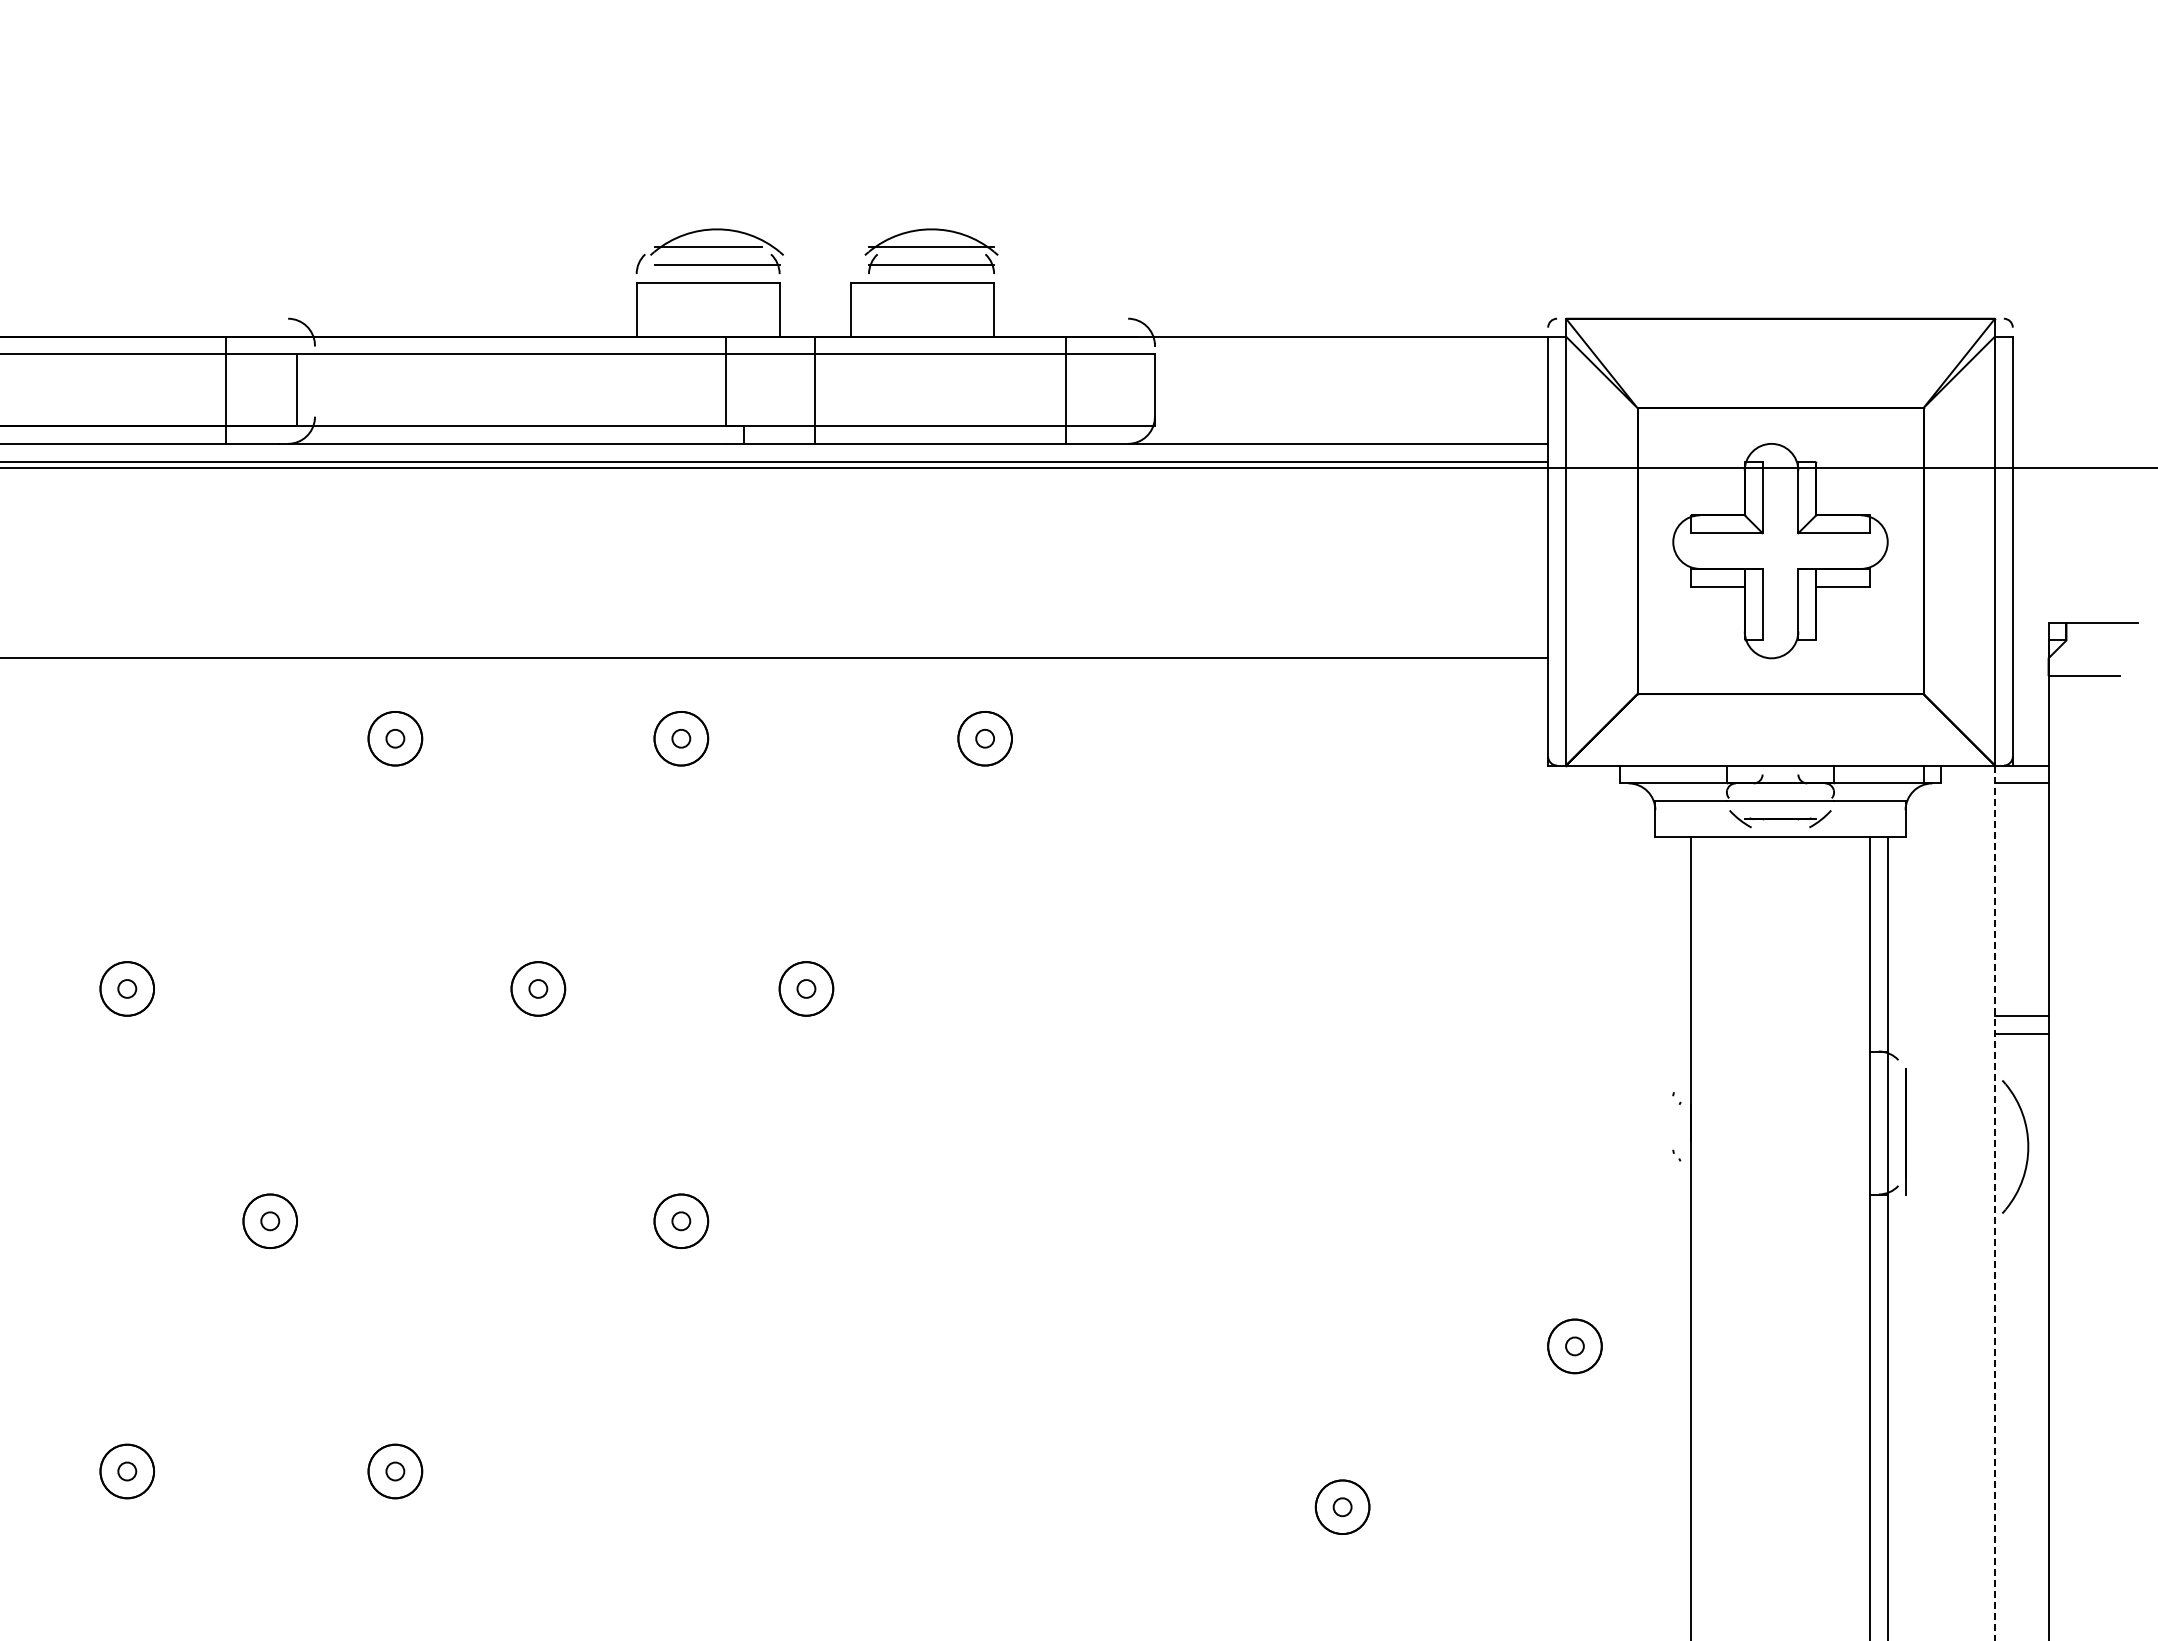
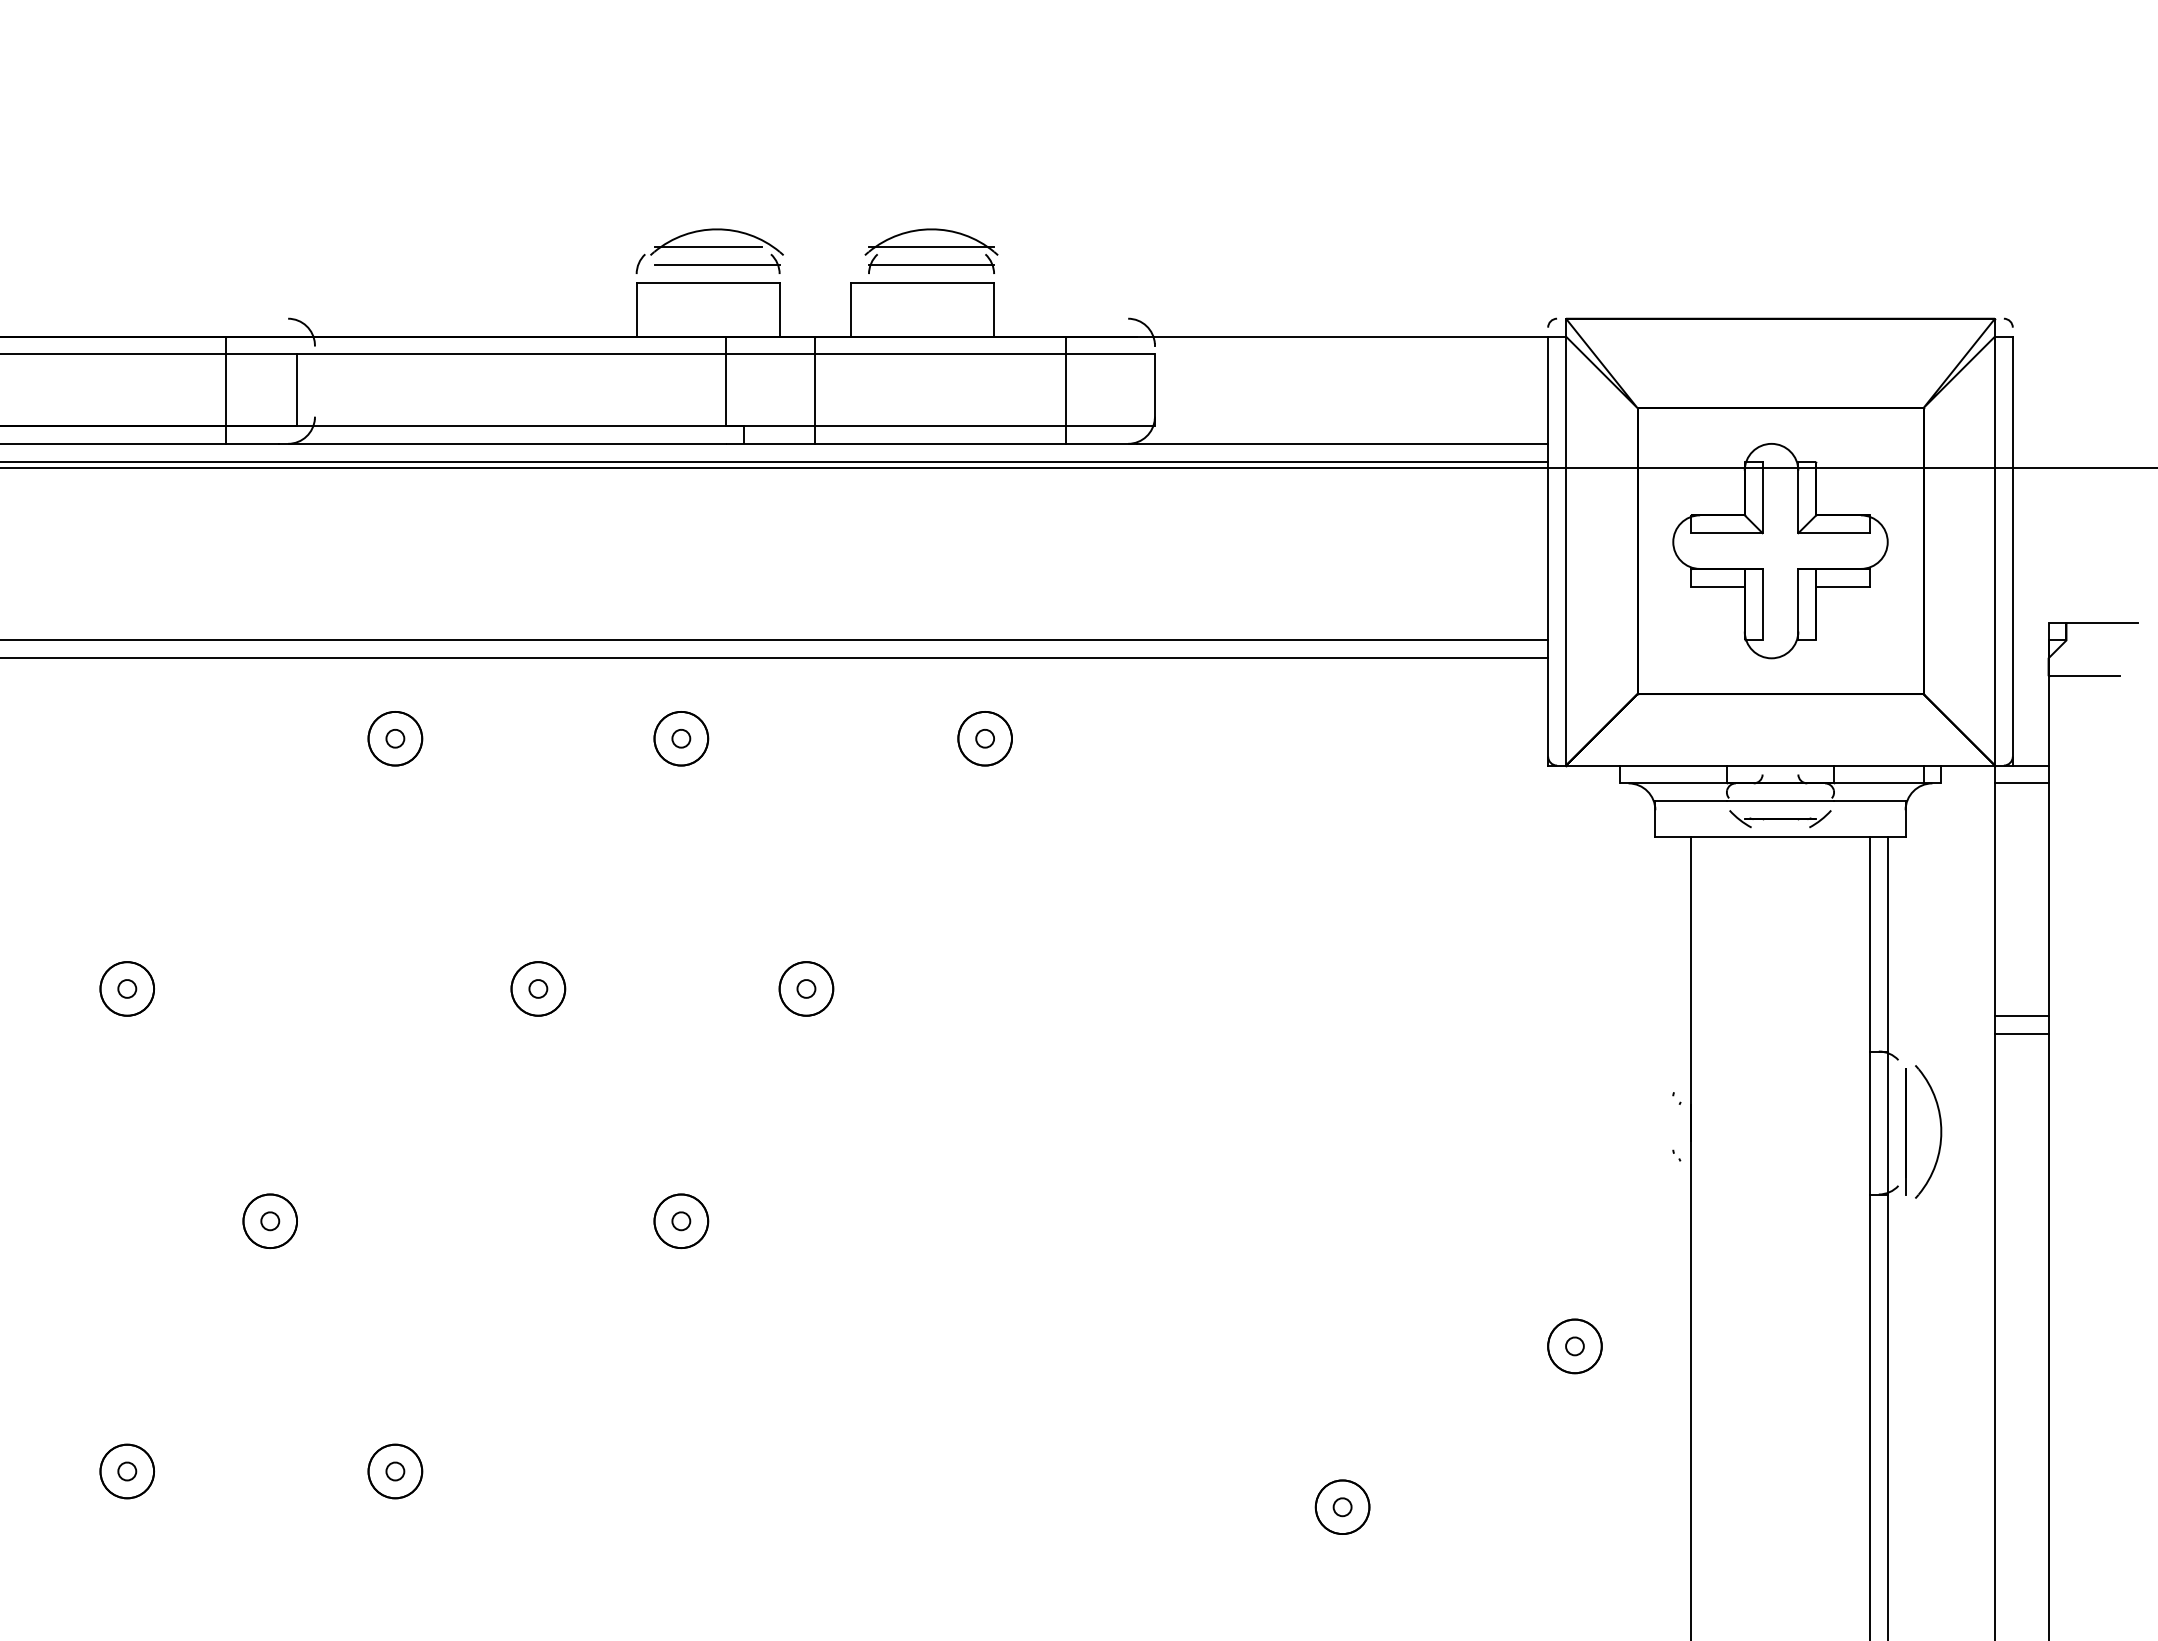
line: none -> present (775, 640)
part position: (2027, 1146) -> (1940, 1131) (1940, 1131)
line: dashed -> solid (1994, 1203)
